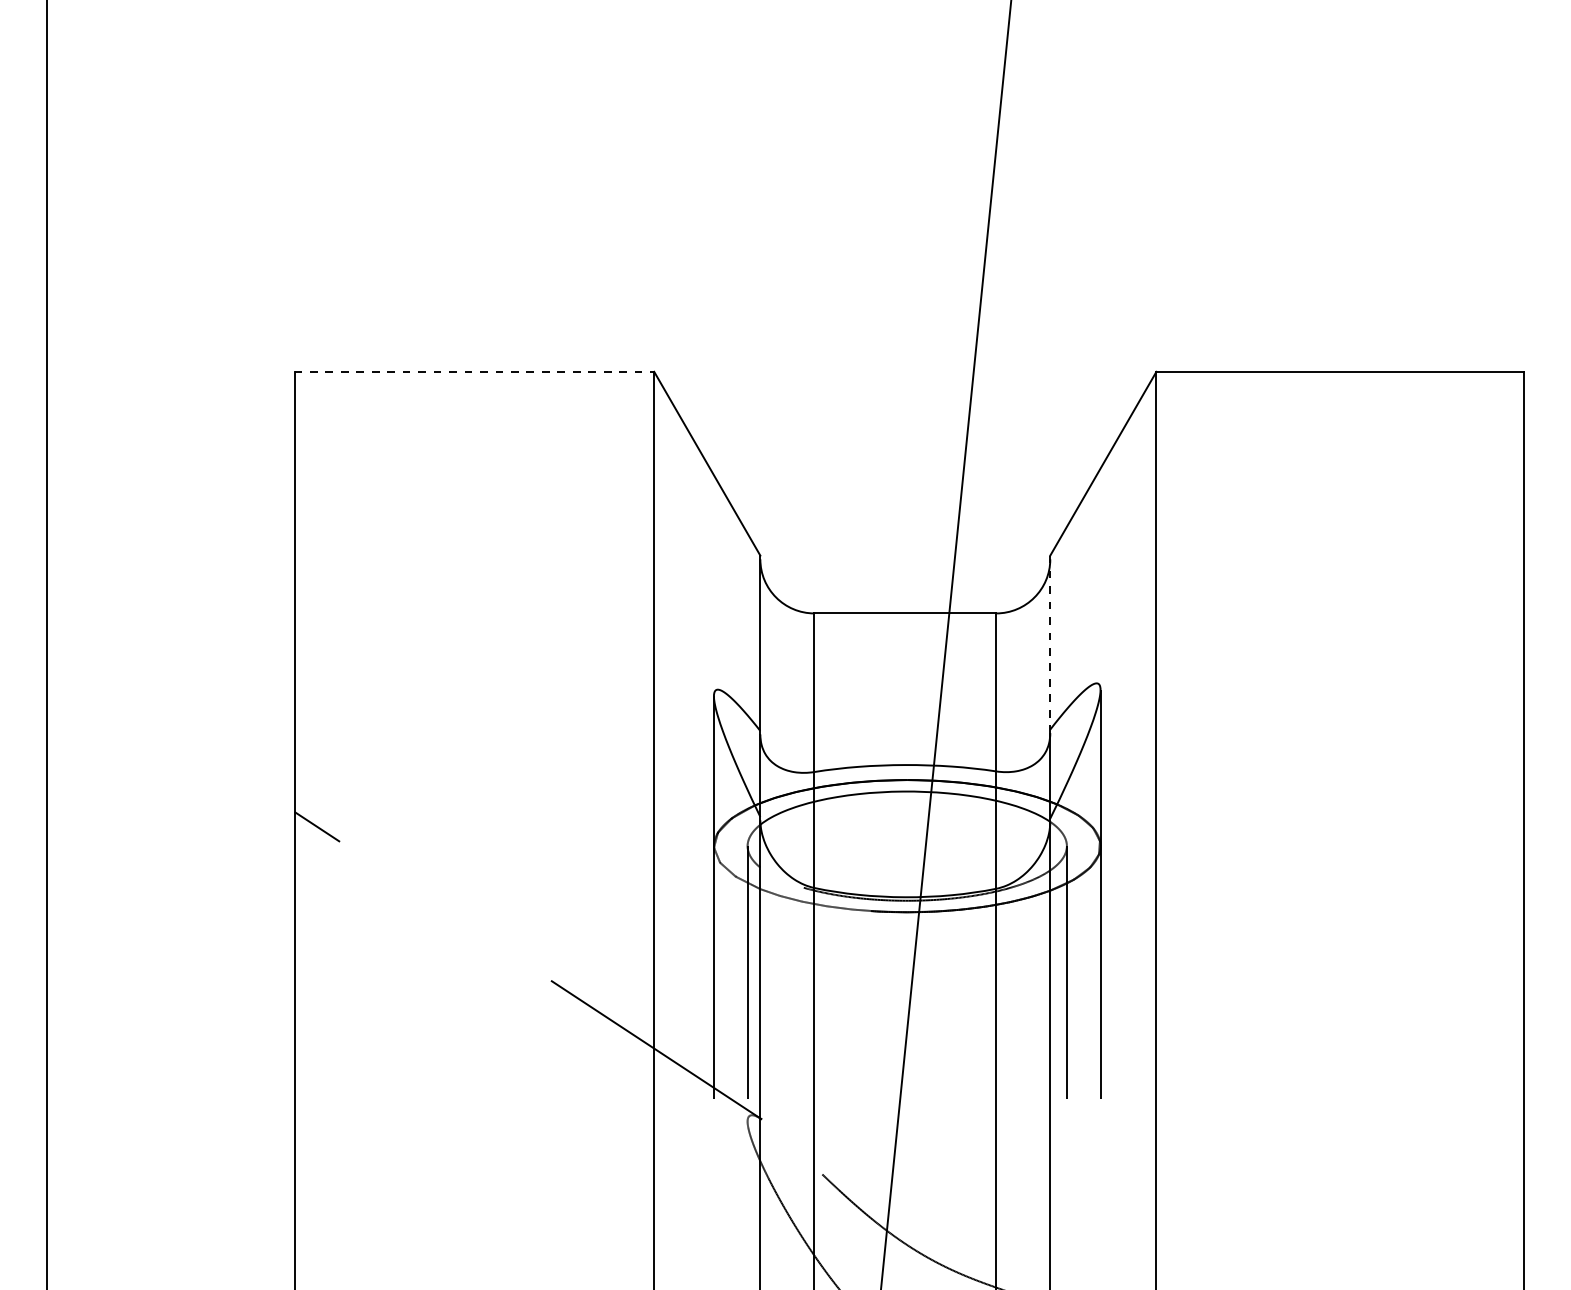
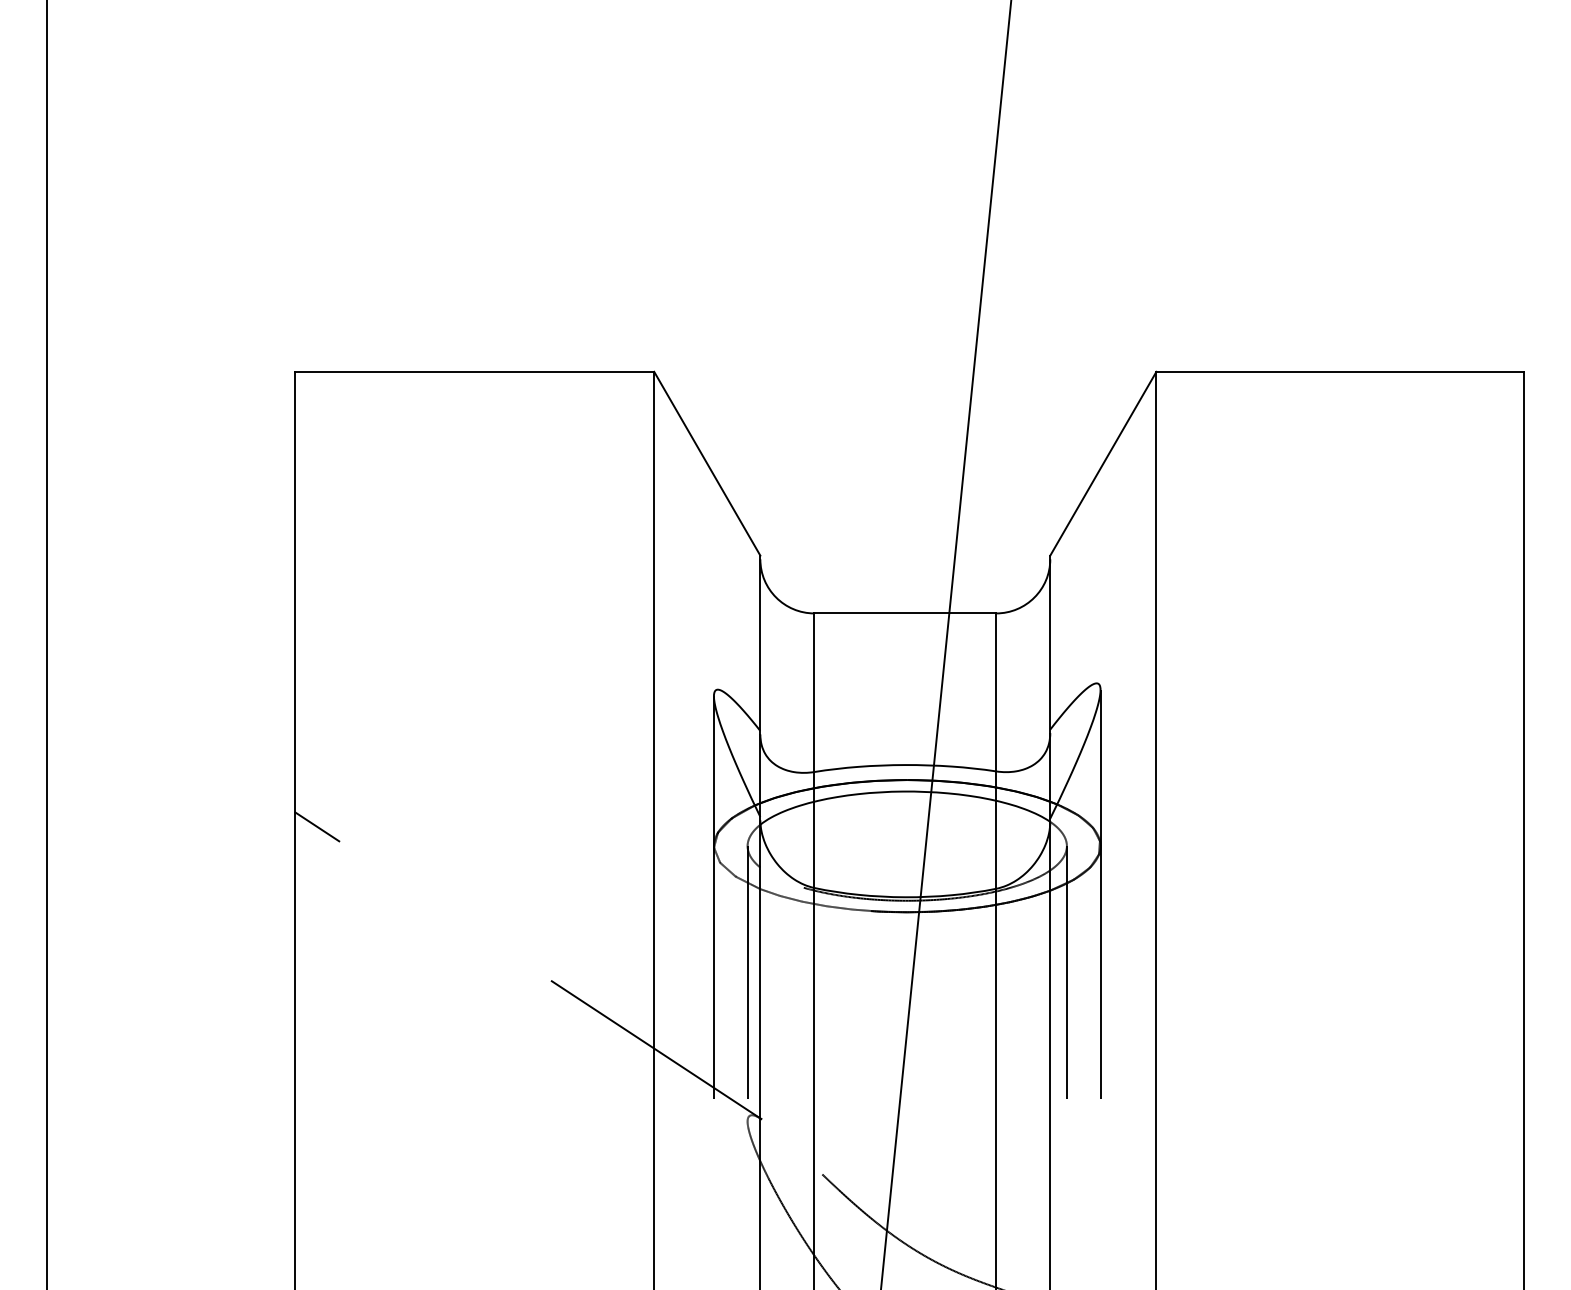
line: dashed -> solid (474, 371)
line: dashed -> solid (1050, 644)
